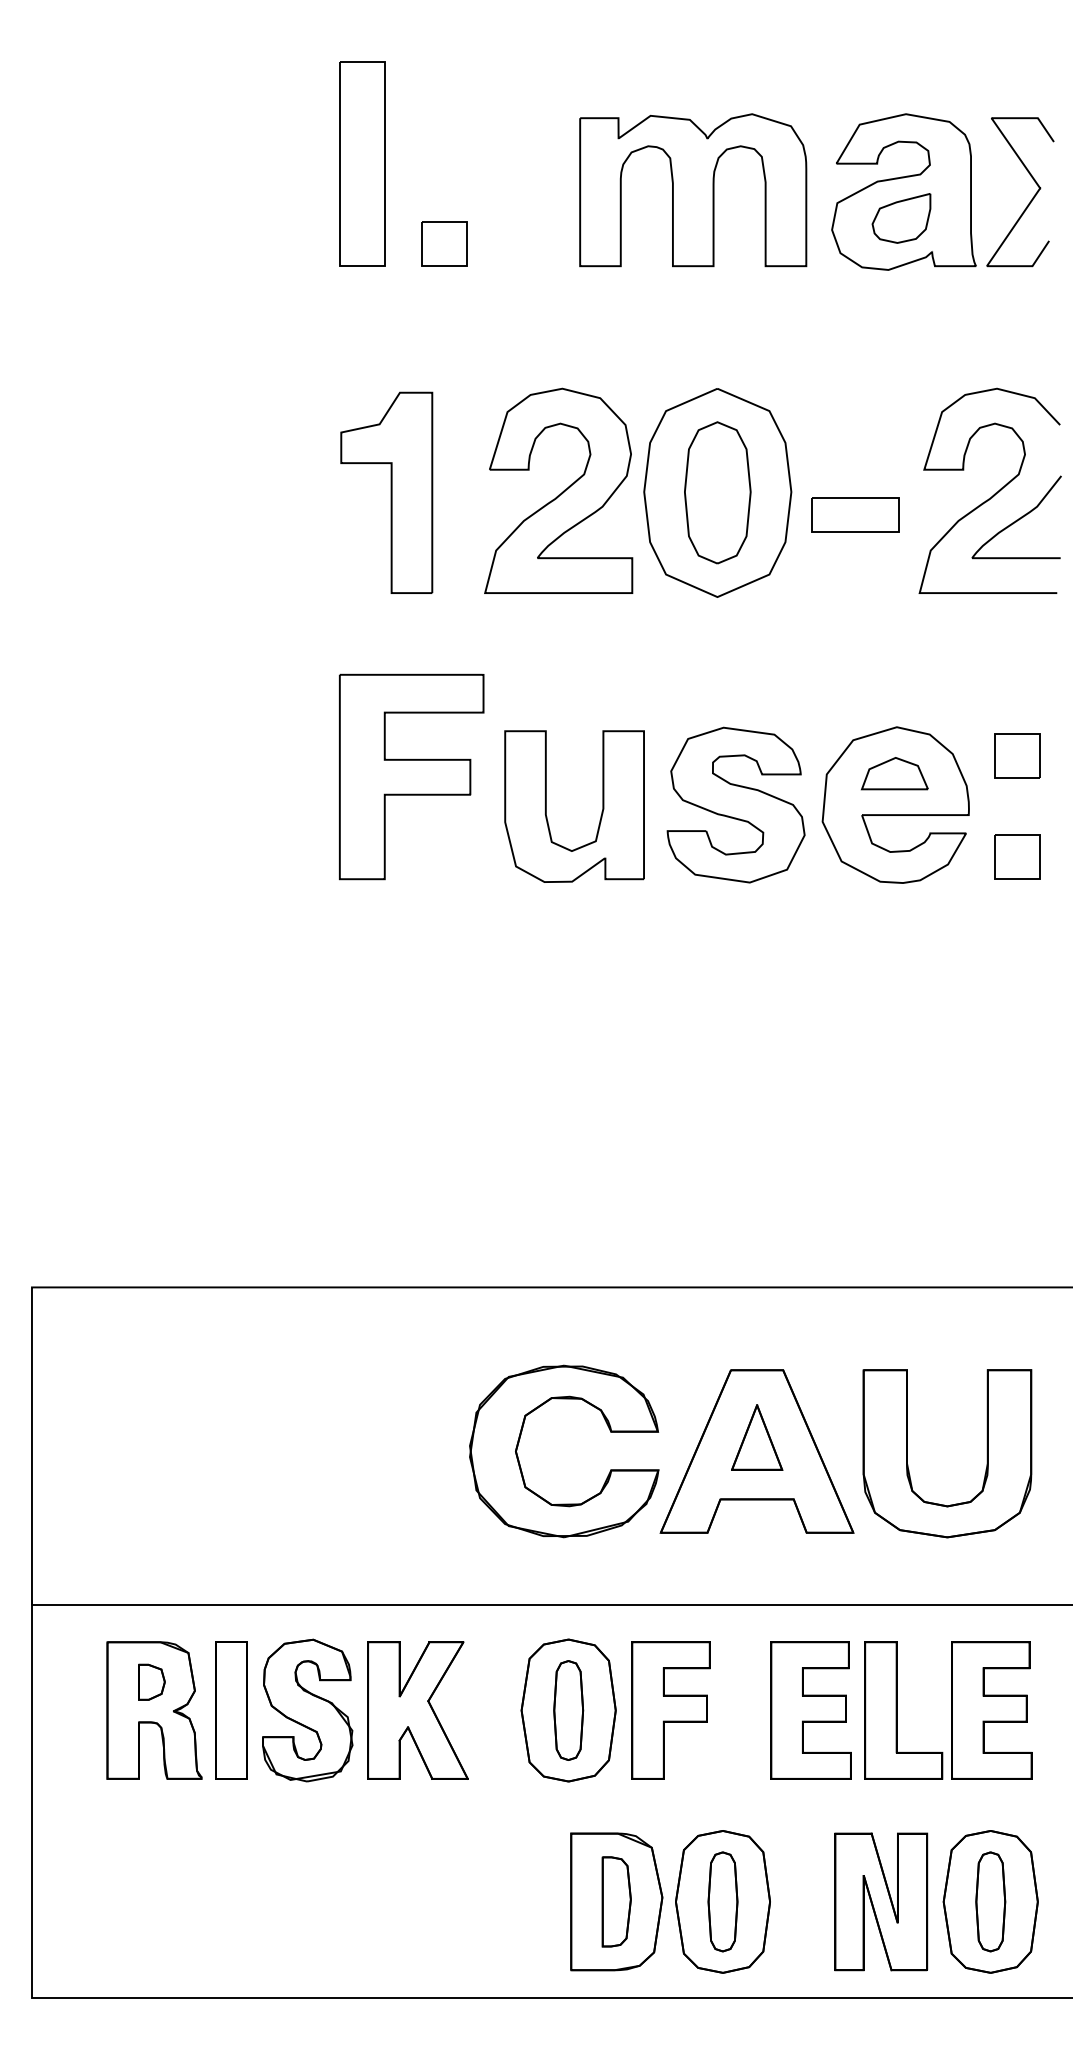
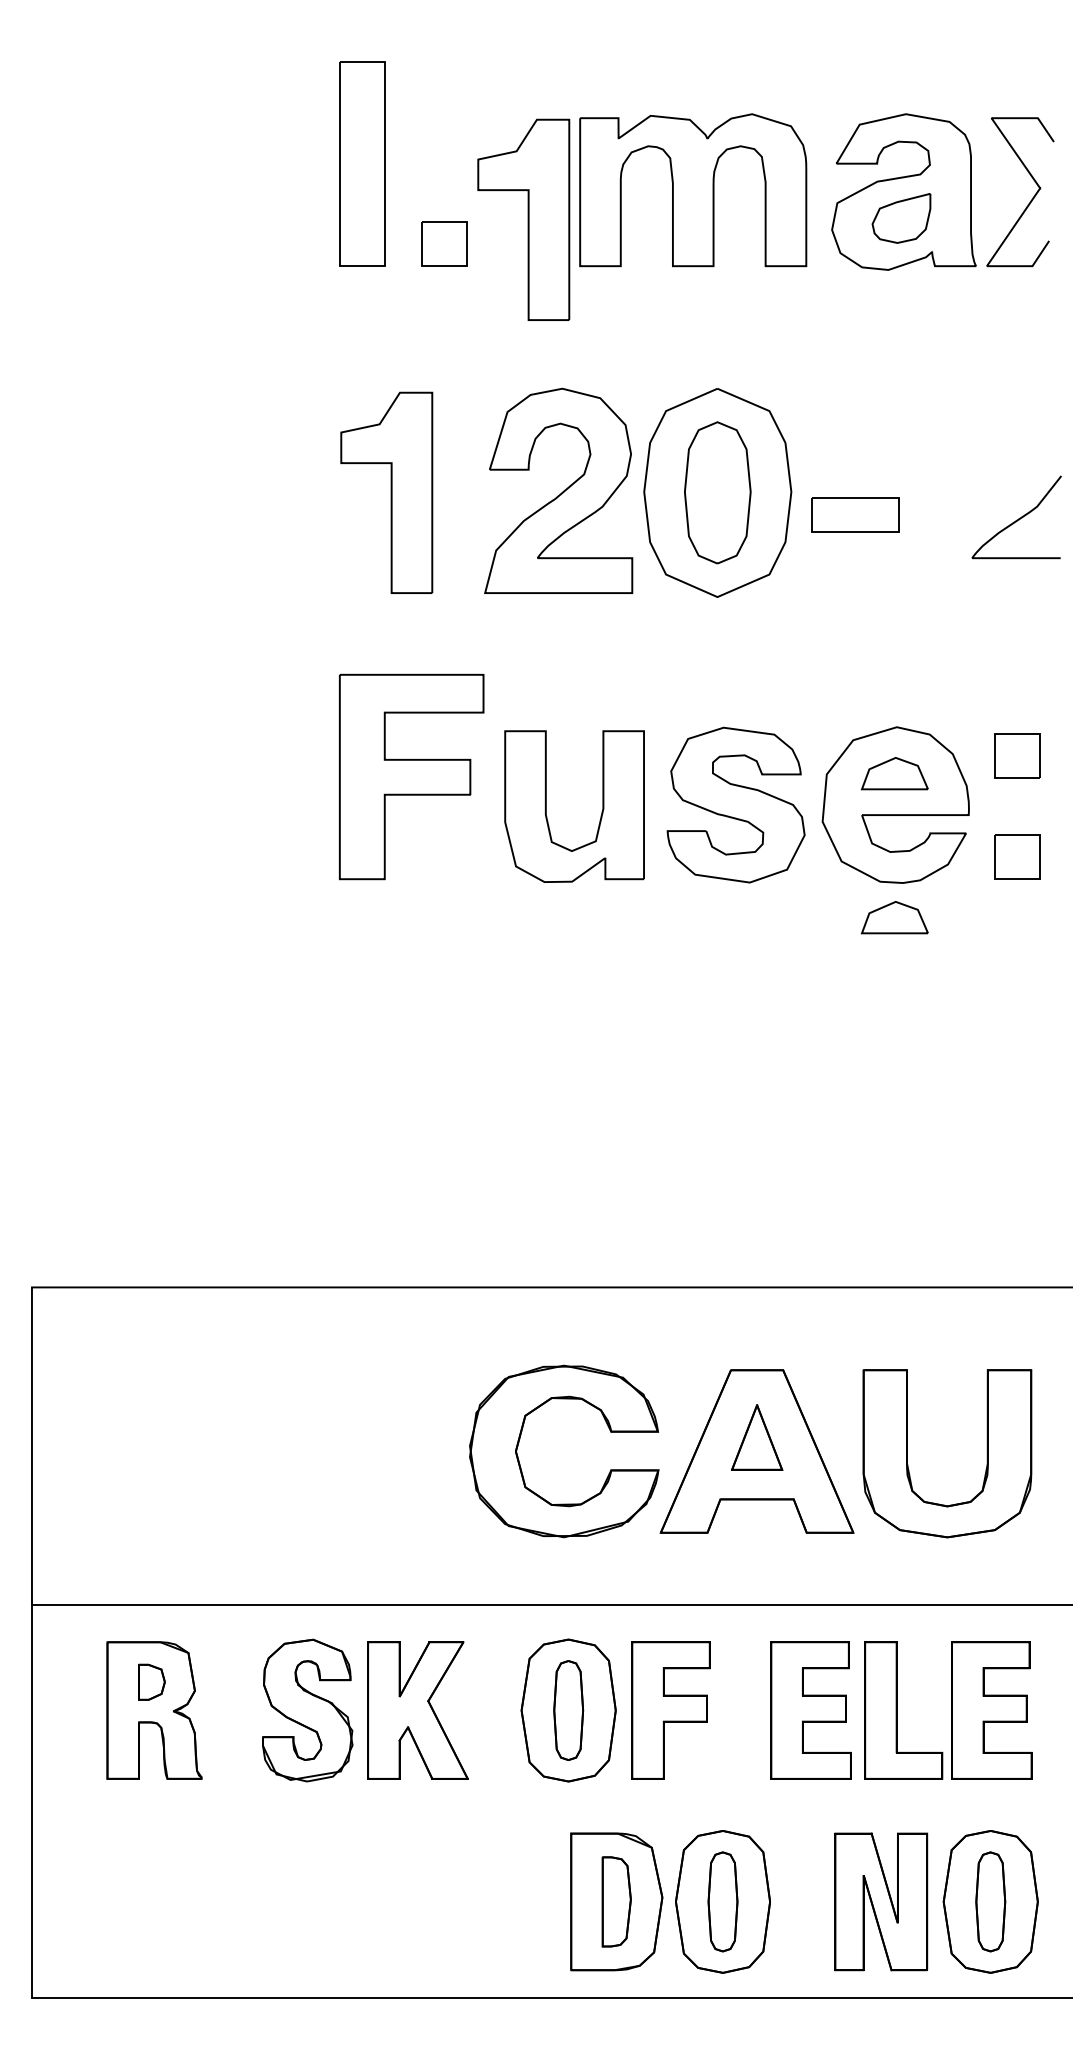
part: none -> present (523, 219)
curve: present -> none (993, 494)
part: none -> present (894, 917)
part: present -> none (231, 1710)
